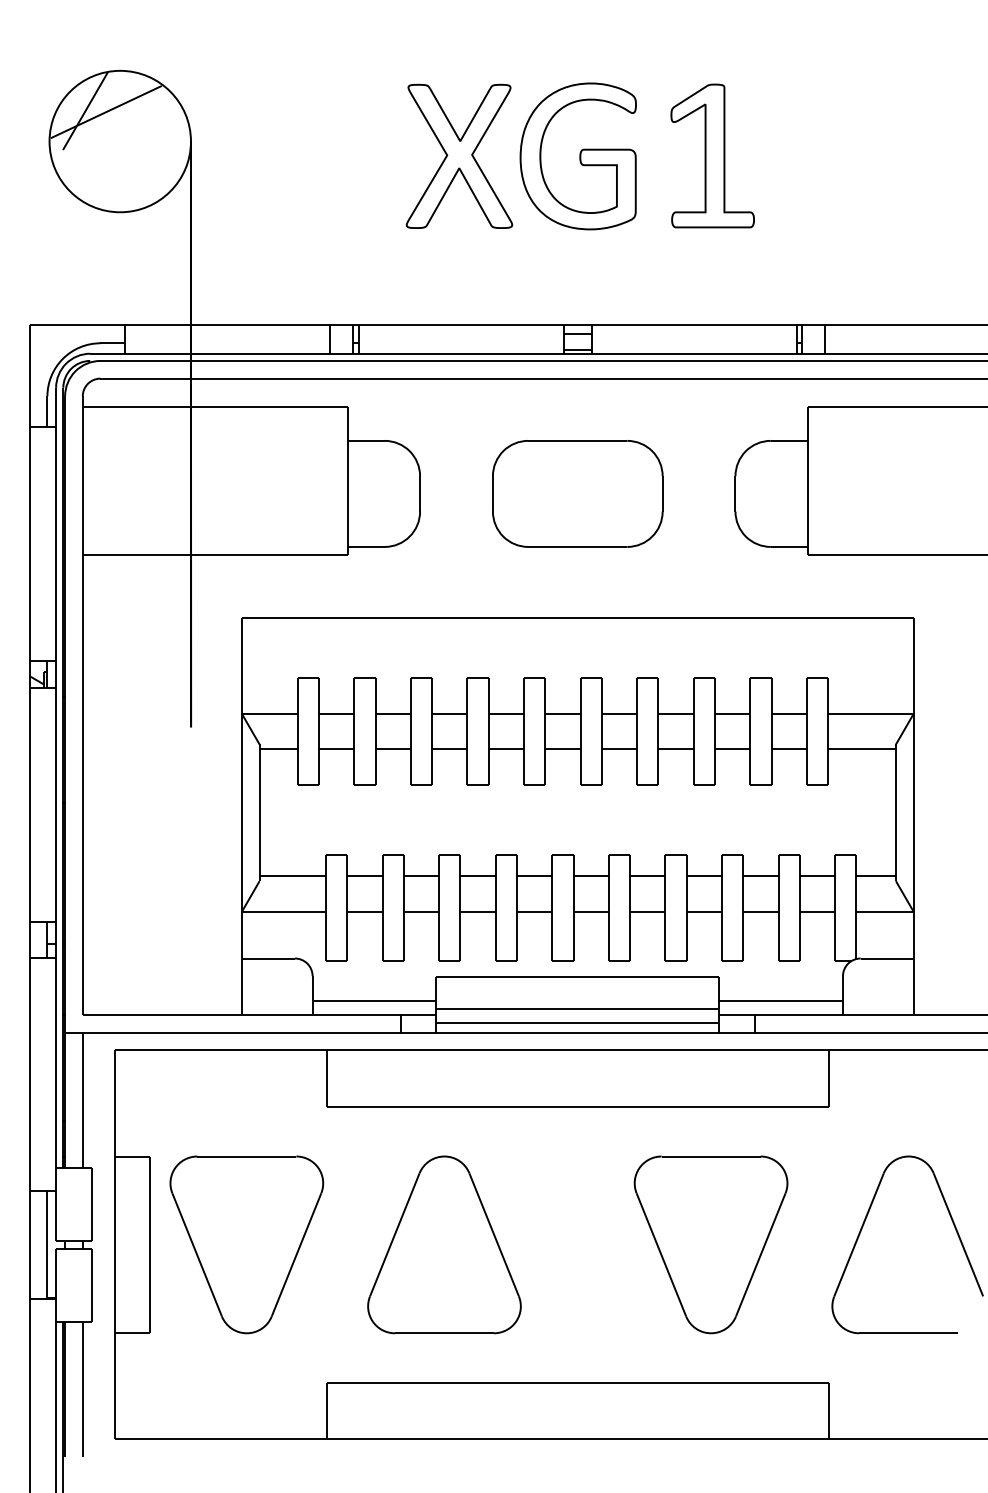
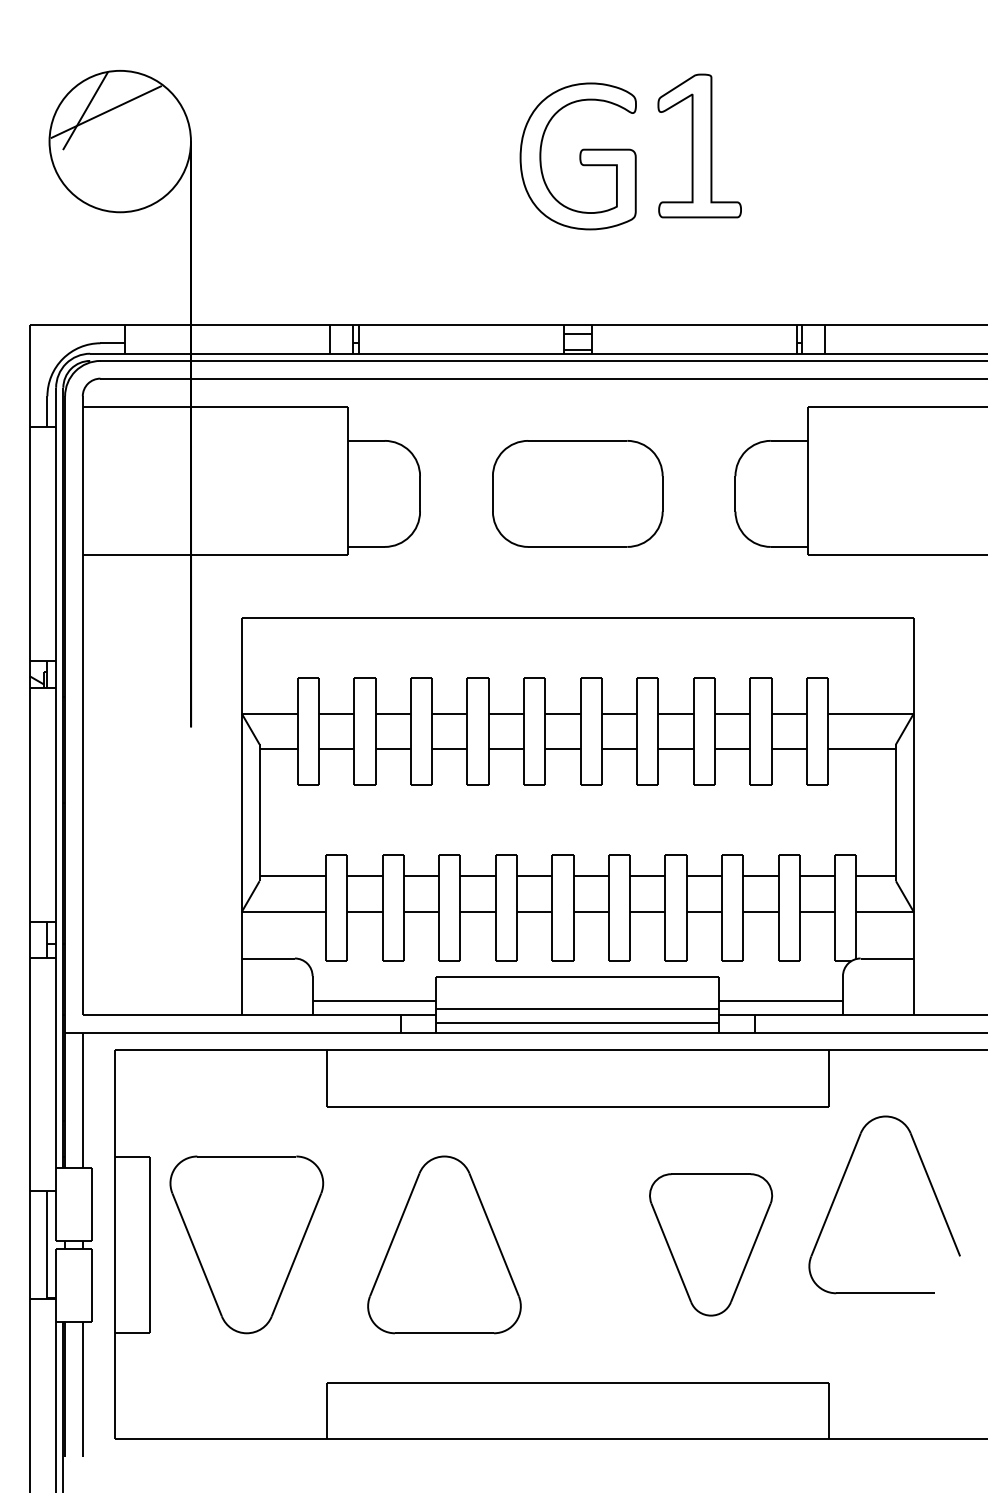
part: present -> none (459, 155)
part position: (712, 155) -> (699, 145) (699, 145)
part position: (864, 1224) -> (841, 1184) (841, 1184)
part size: 156x180 px -> 125x144 px (711, 1244)
